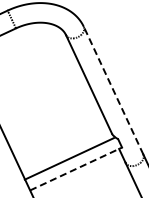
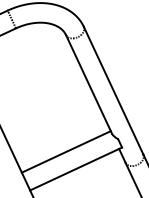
line: dashed -> solid (113, 90)
line position: (68, 158) -> (65, 151) (65, 151)
line: dashed -> solid (75, 169)
